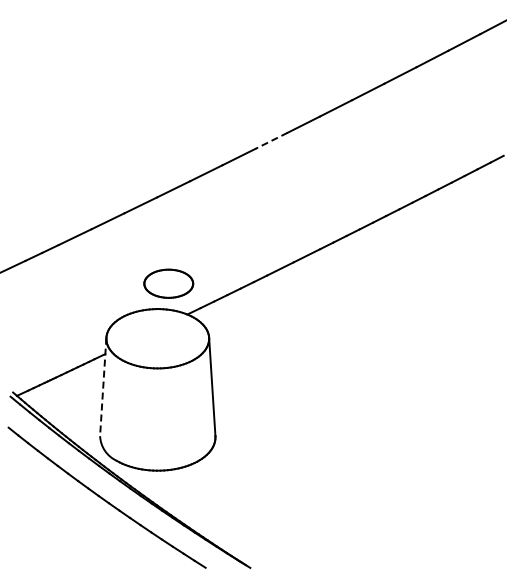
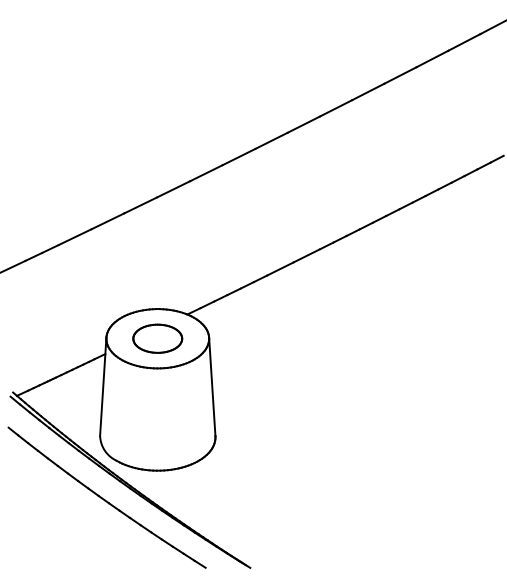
line: dashed -> solid (271, 141)
part position: (168, 283) -> (157, 338) (157, 338)
line: dashed -> solid (103, 387)
